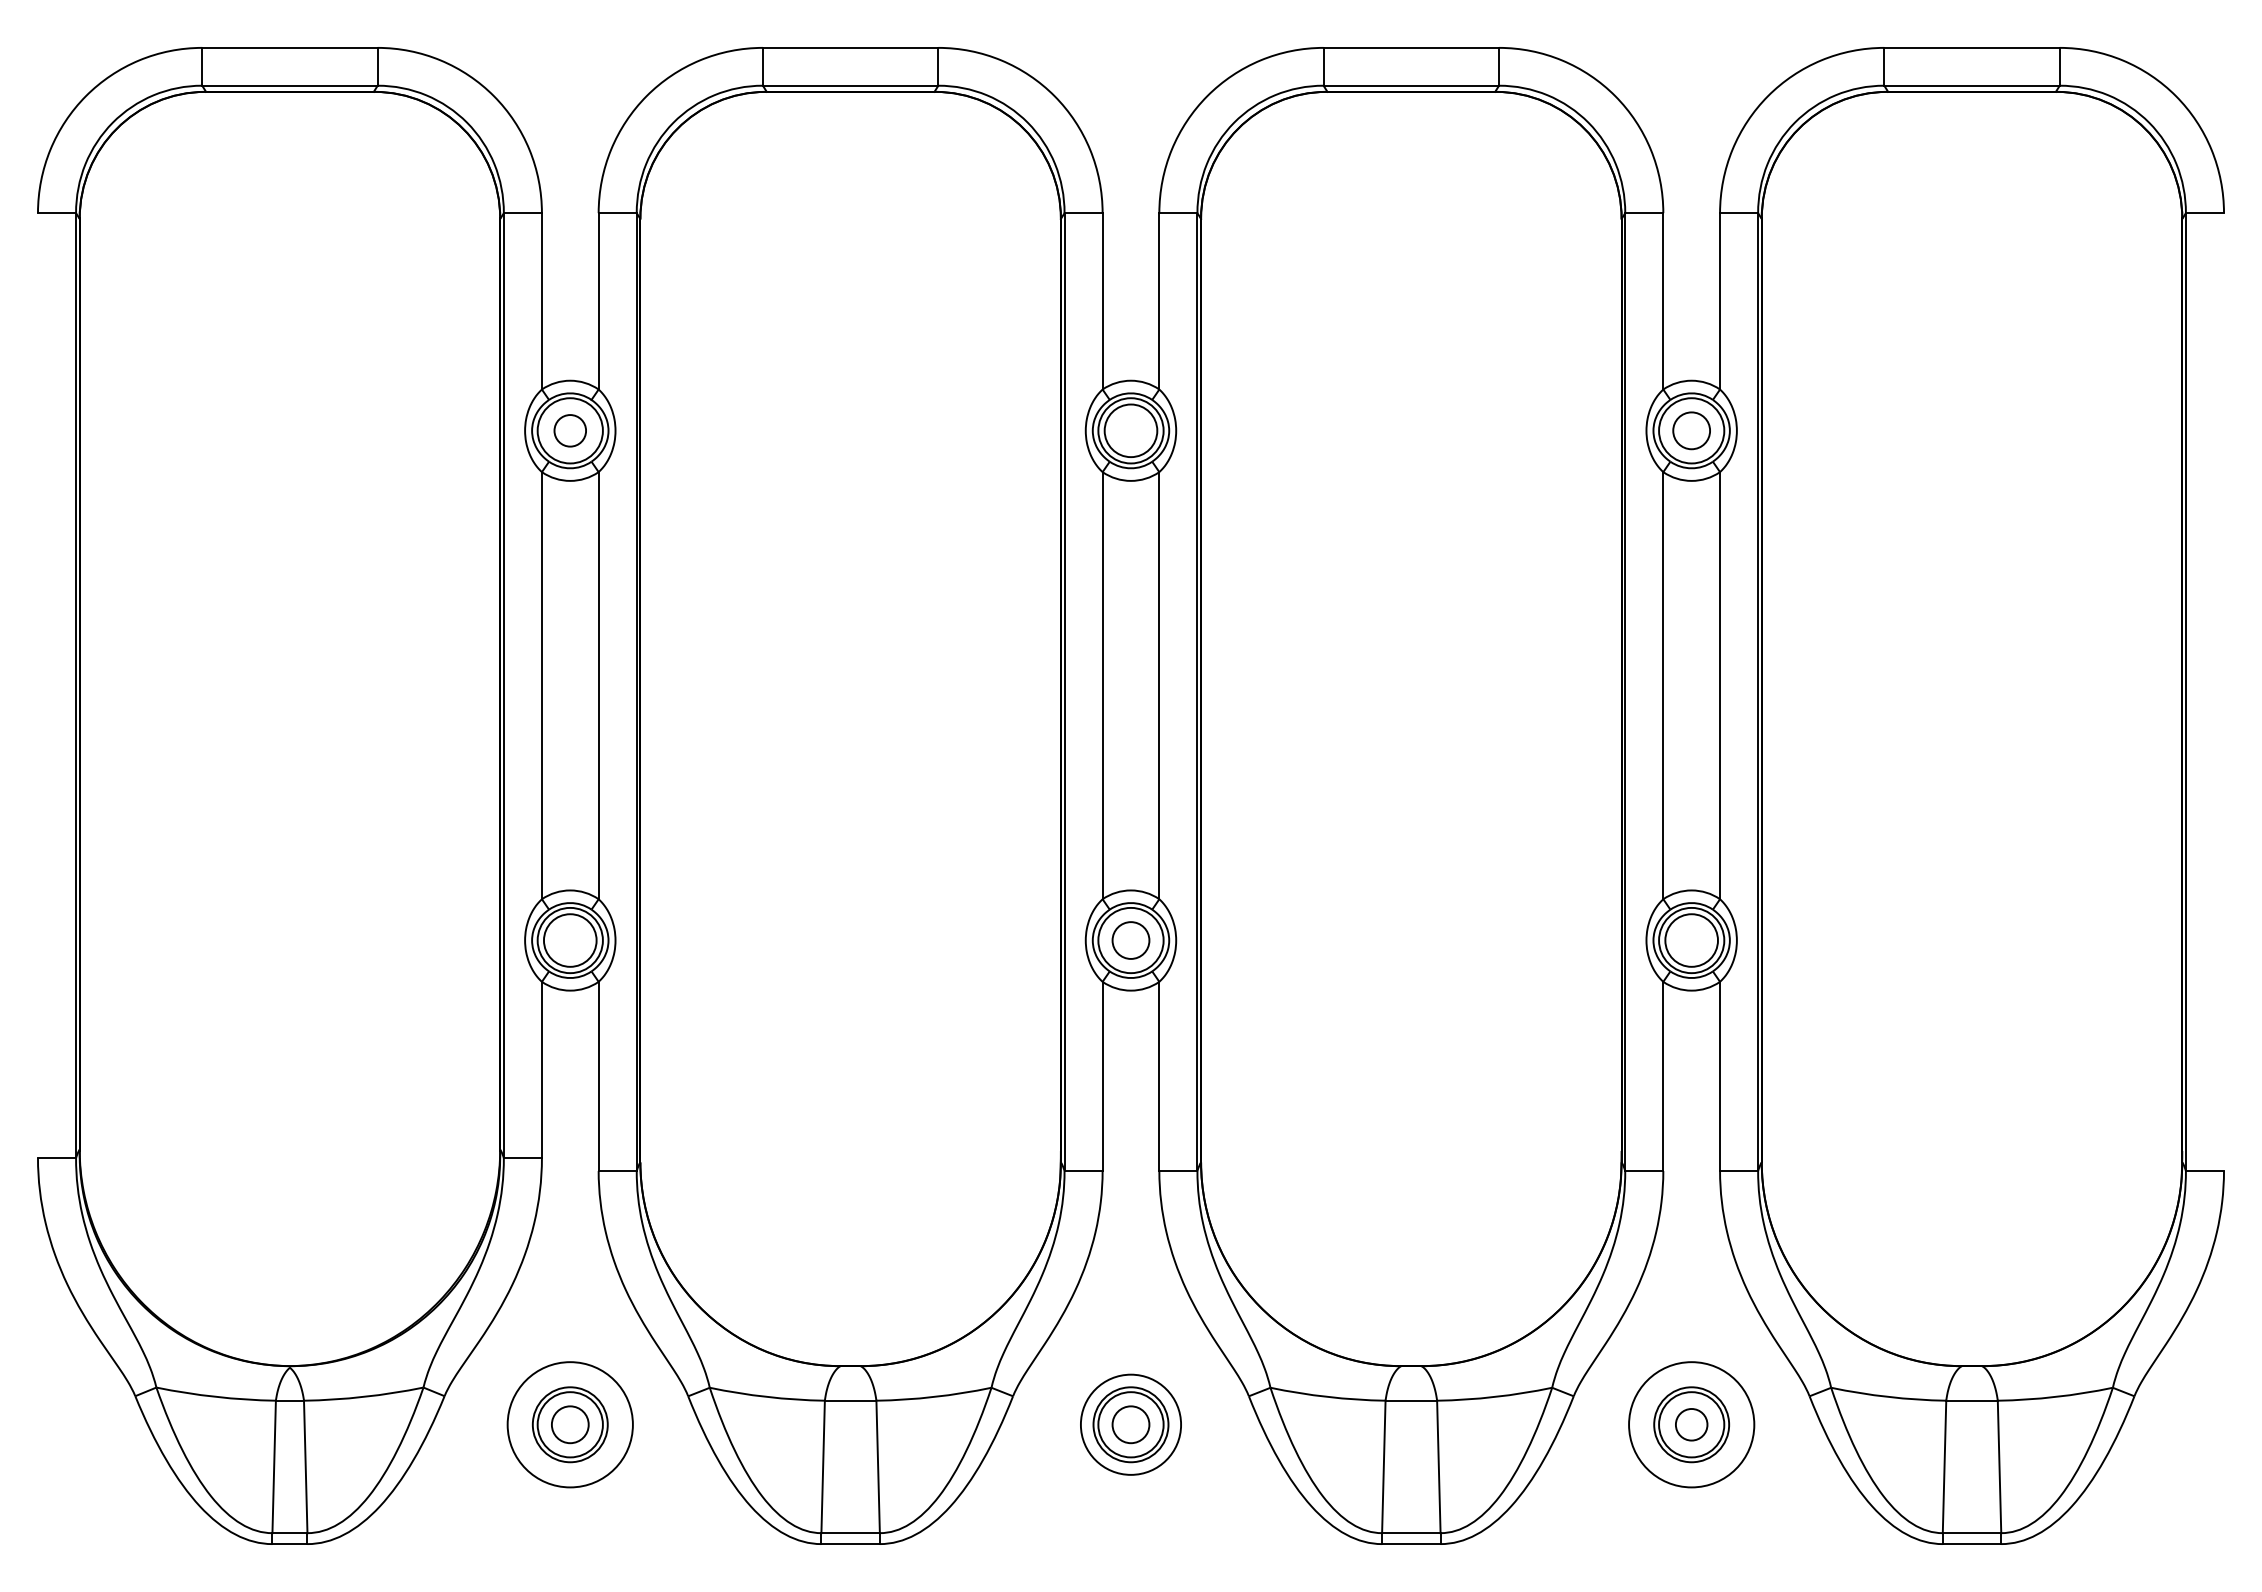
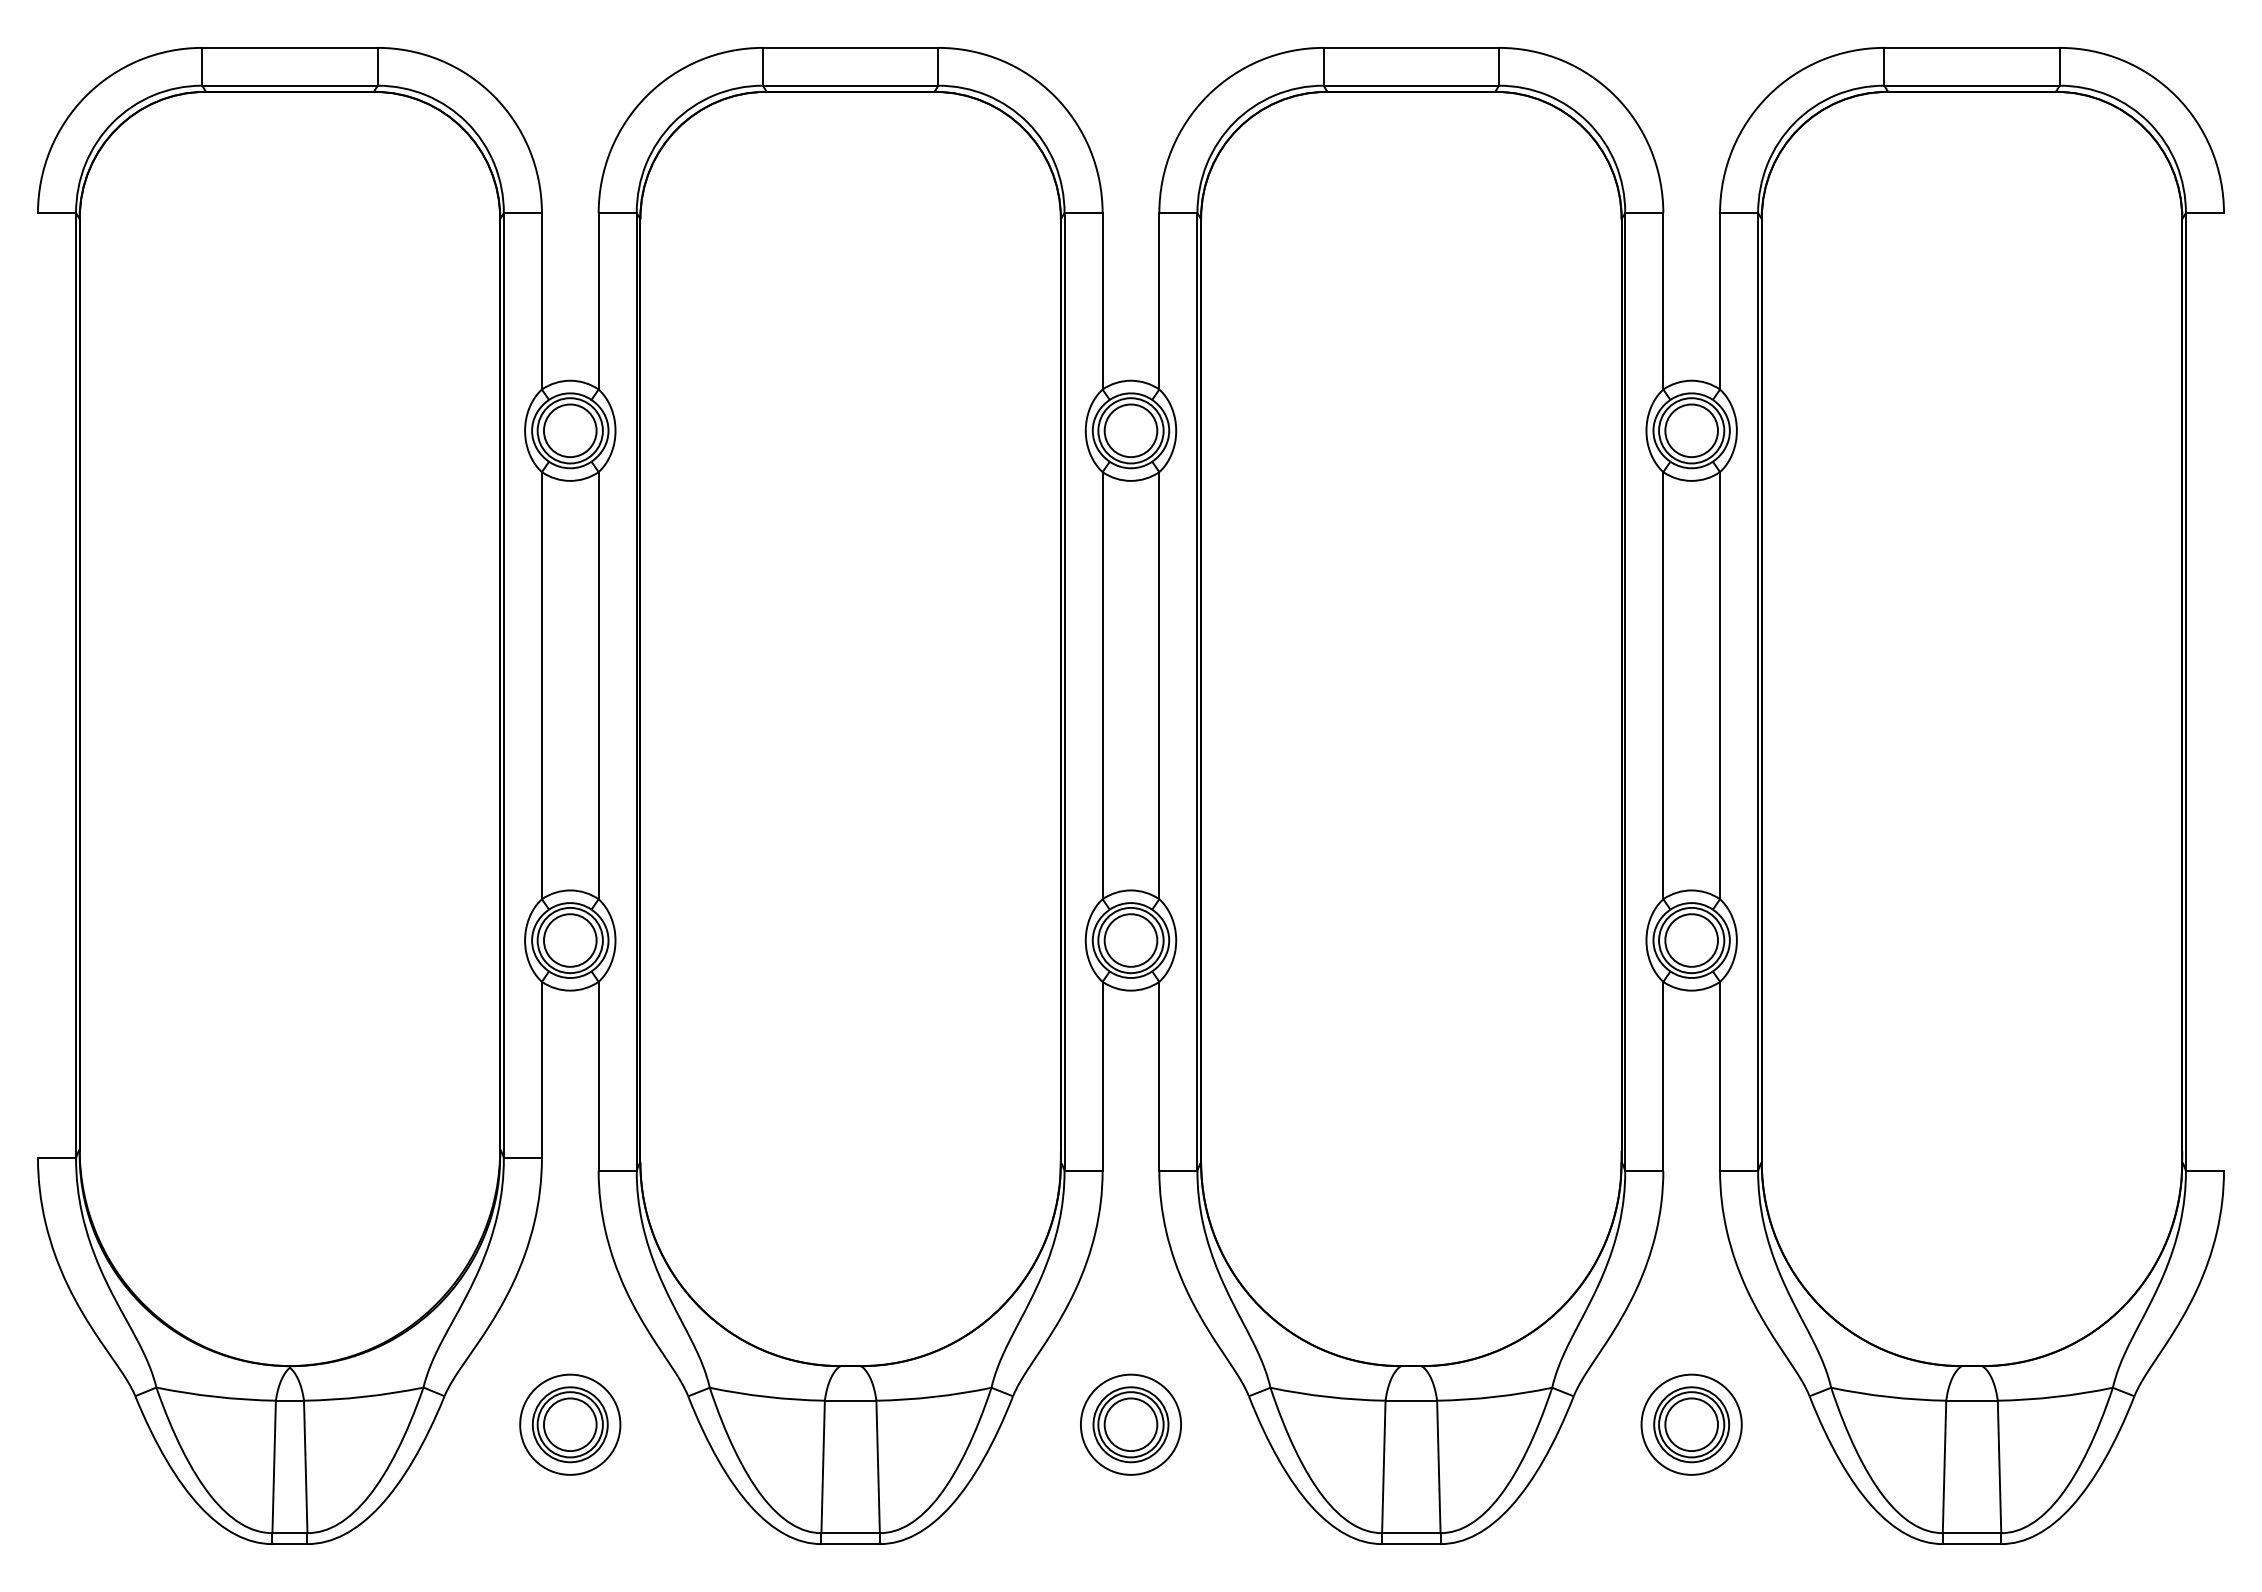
circle diameter: 32 px -> 53 px (569, 430)
circle diameter: 37 px -> 53 px (1691, 430)
circle diameter: 37 px -> 53 px (1130, 940)
circle diameter: 125 px -> 100 px (570, 1424)
circle diameter: 37 px -> 53 px (569, 1424)
circle diameter: 37 px -> 53 px (1130, 1424)
circle diameter: 125 px -> 100 px (1691, 1424)
circle diameter: 32 px -> 53 px (1691, 1424)
